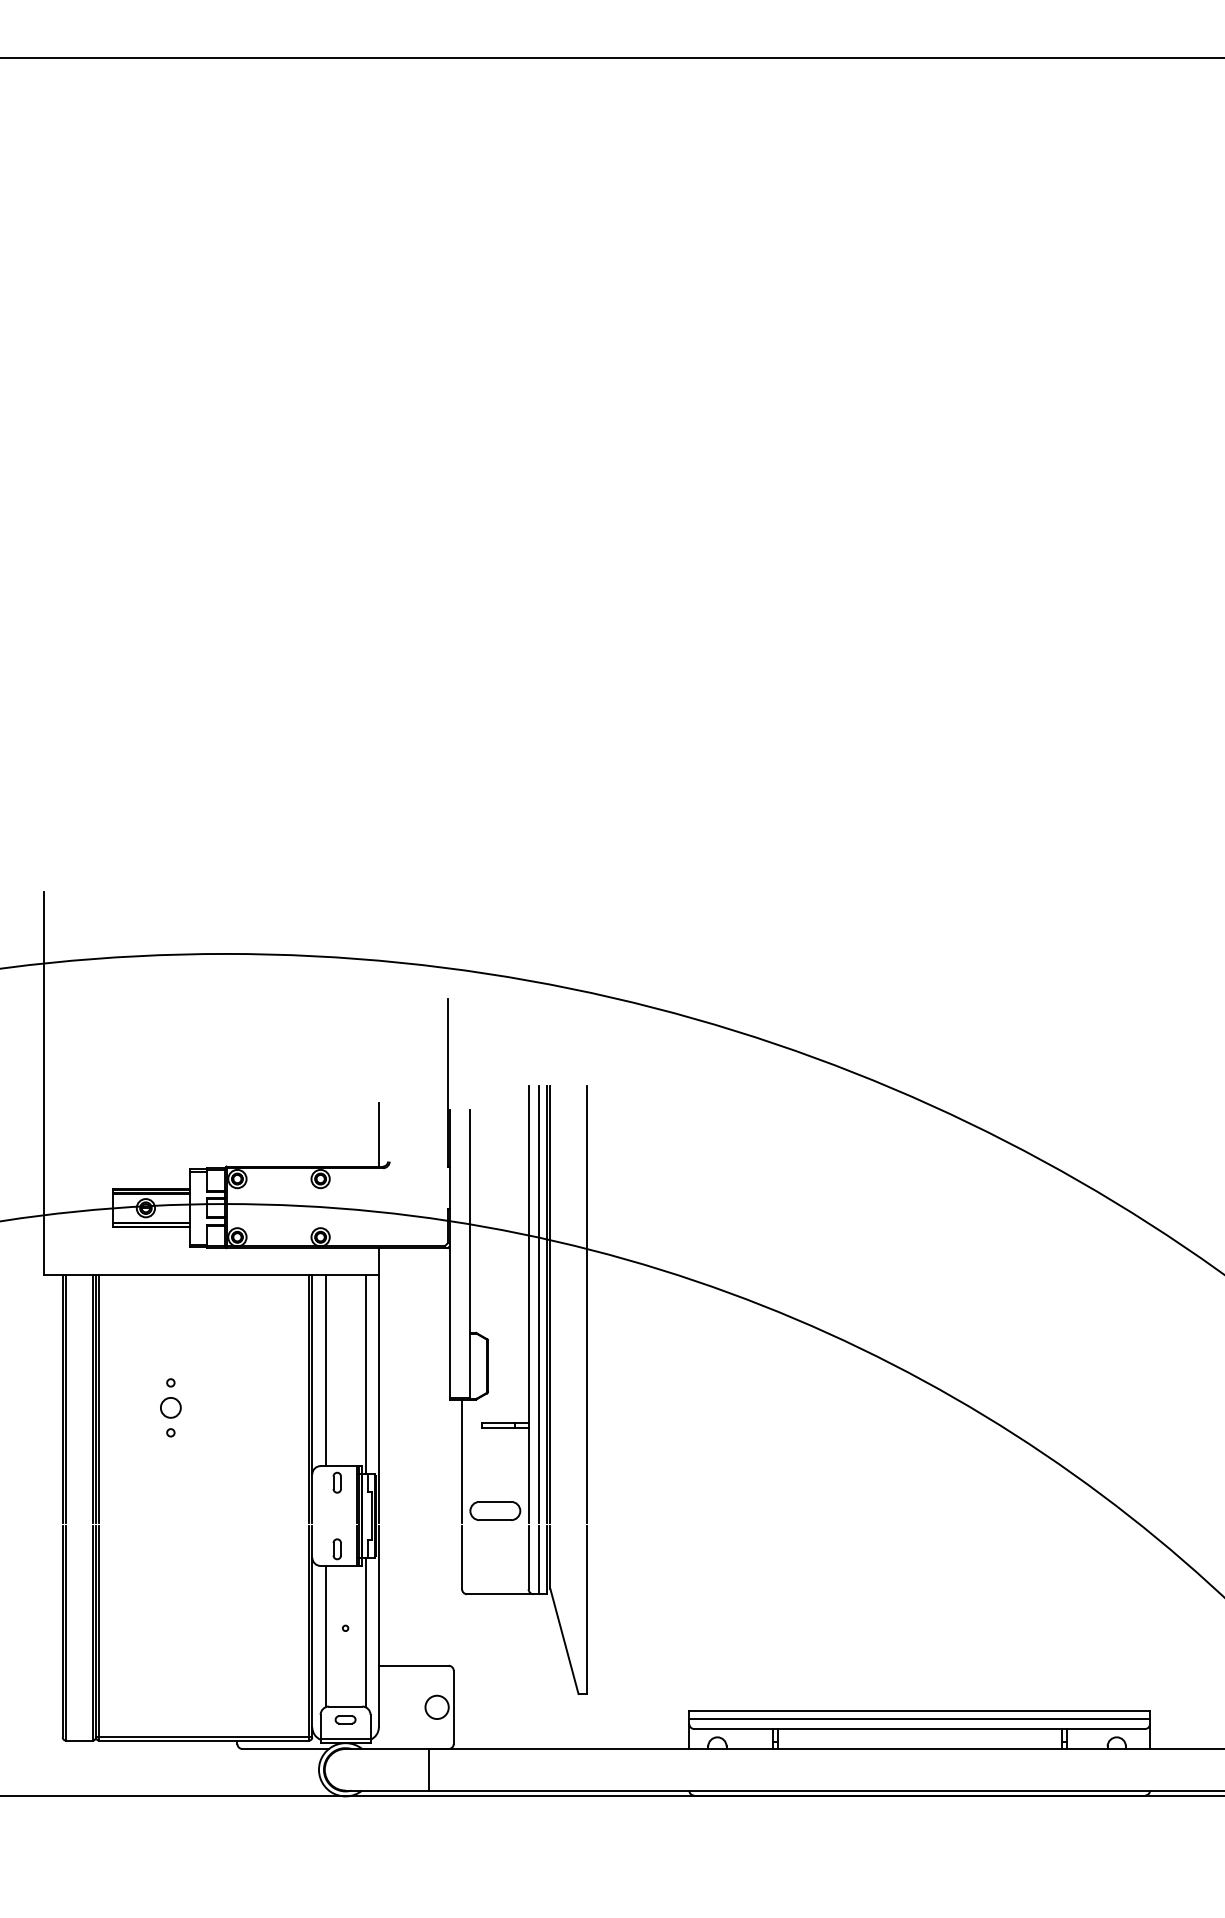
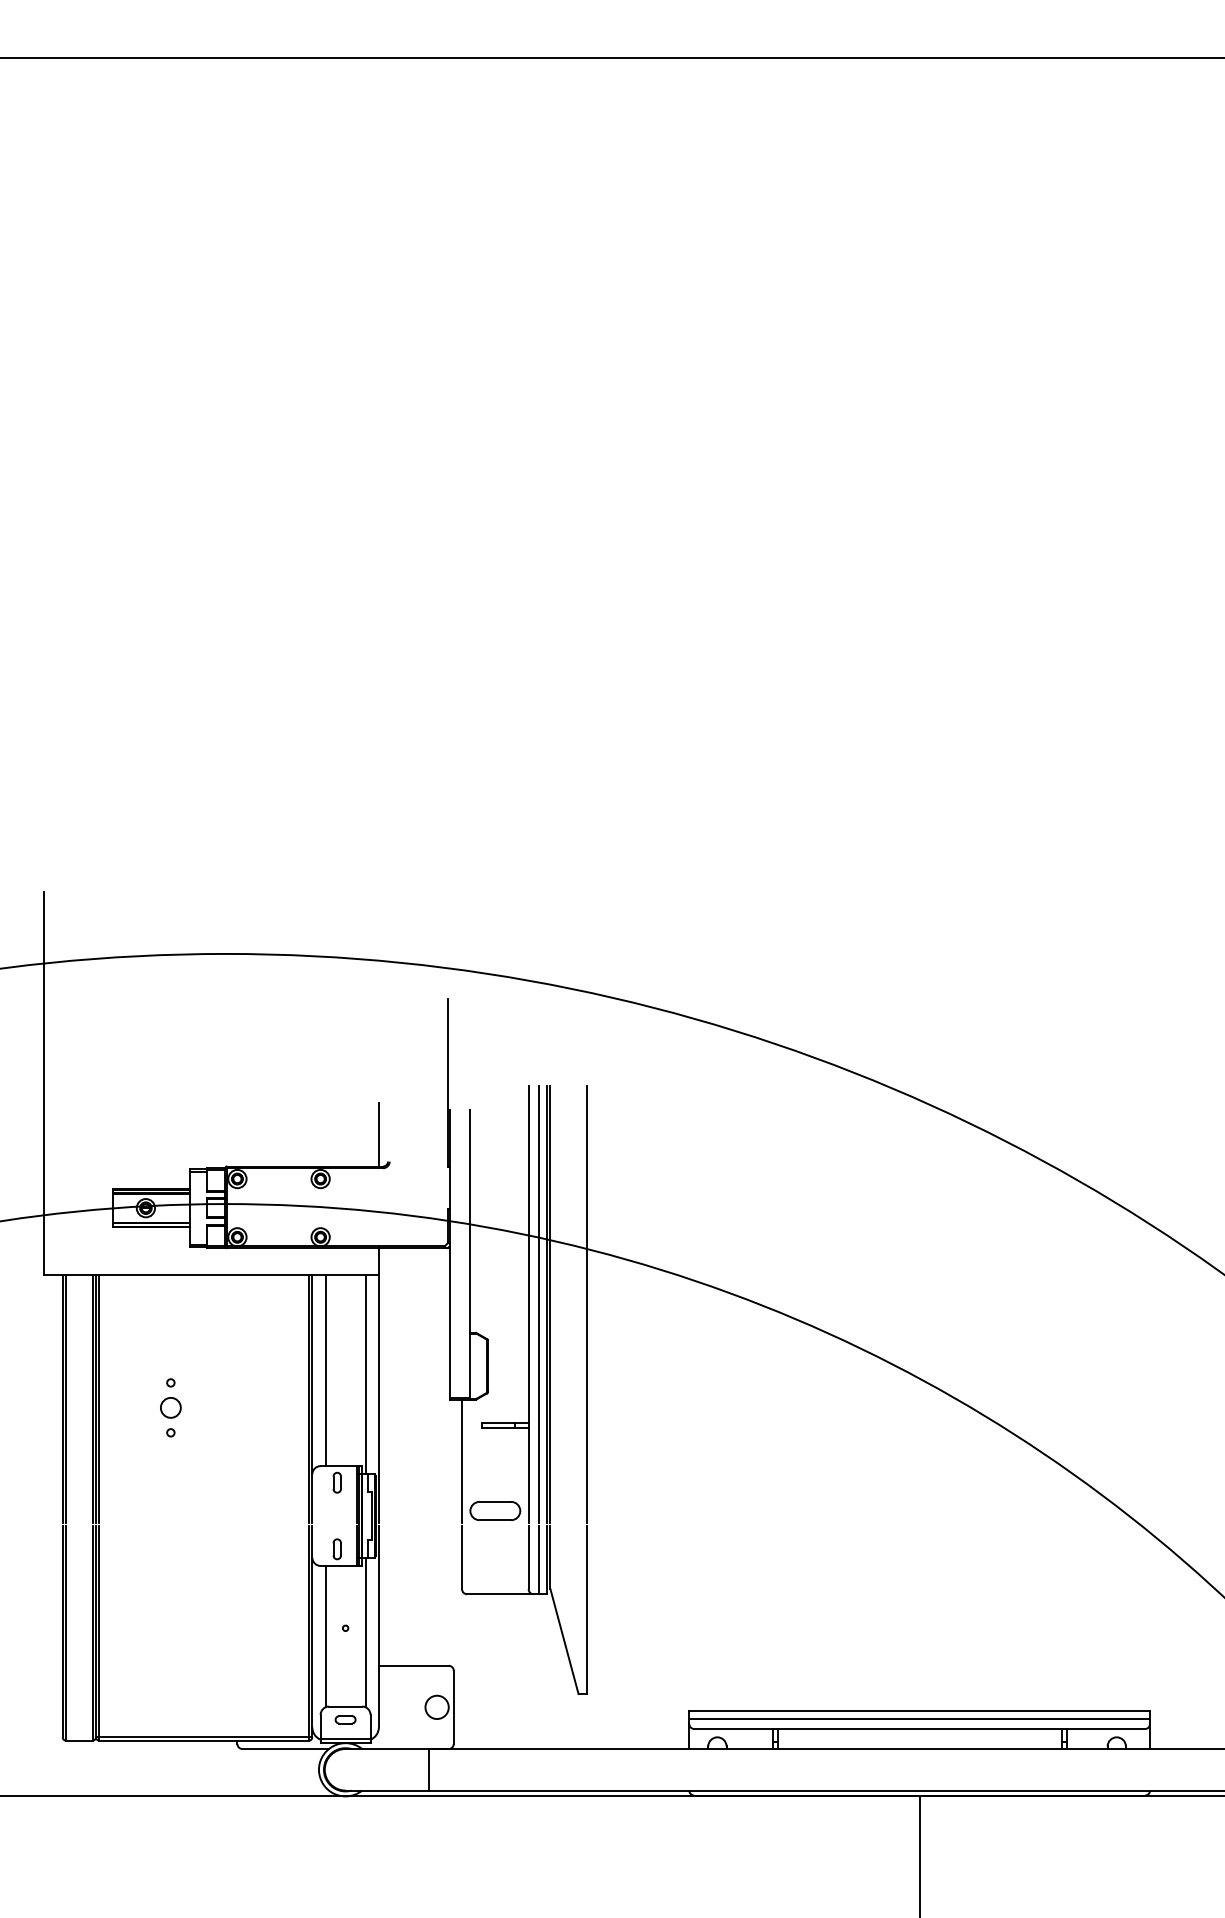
line: none -> present (919, 1854)
